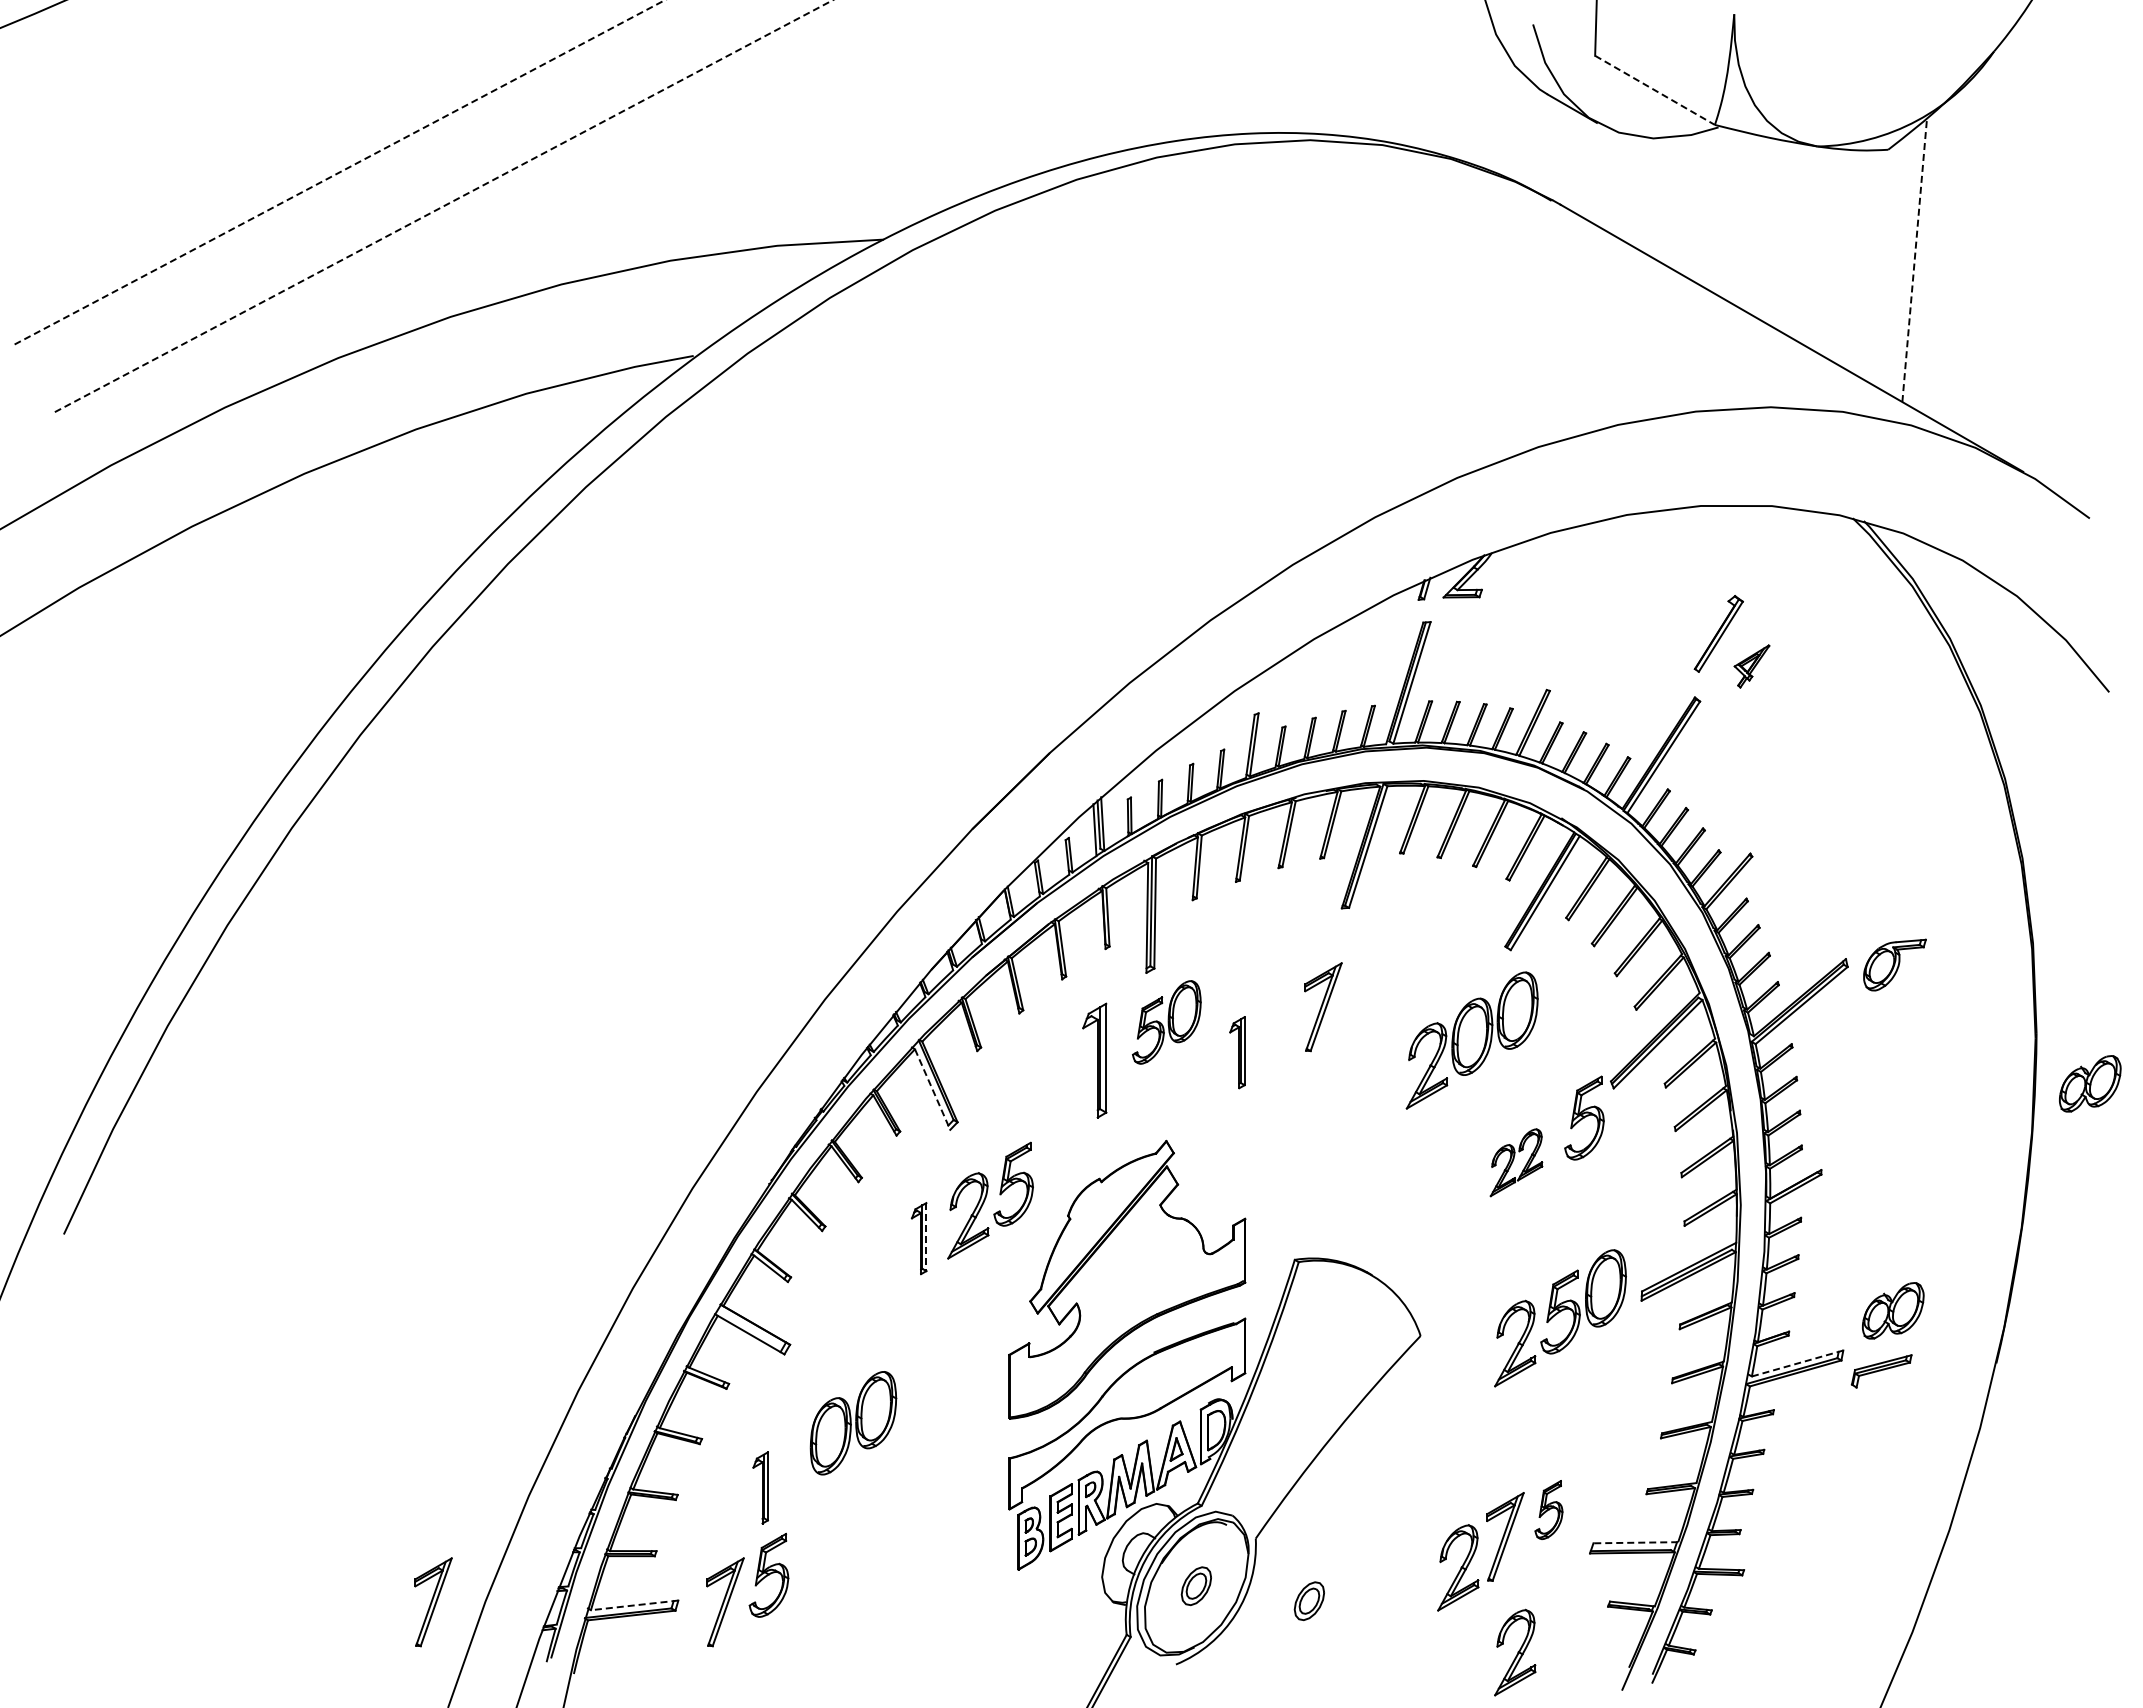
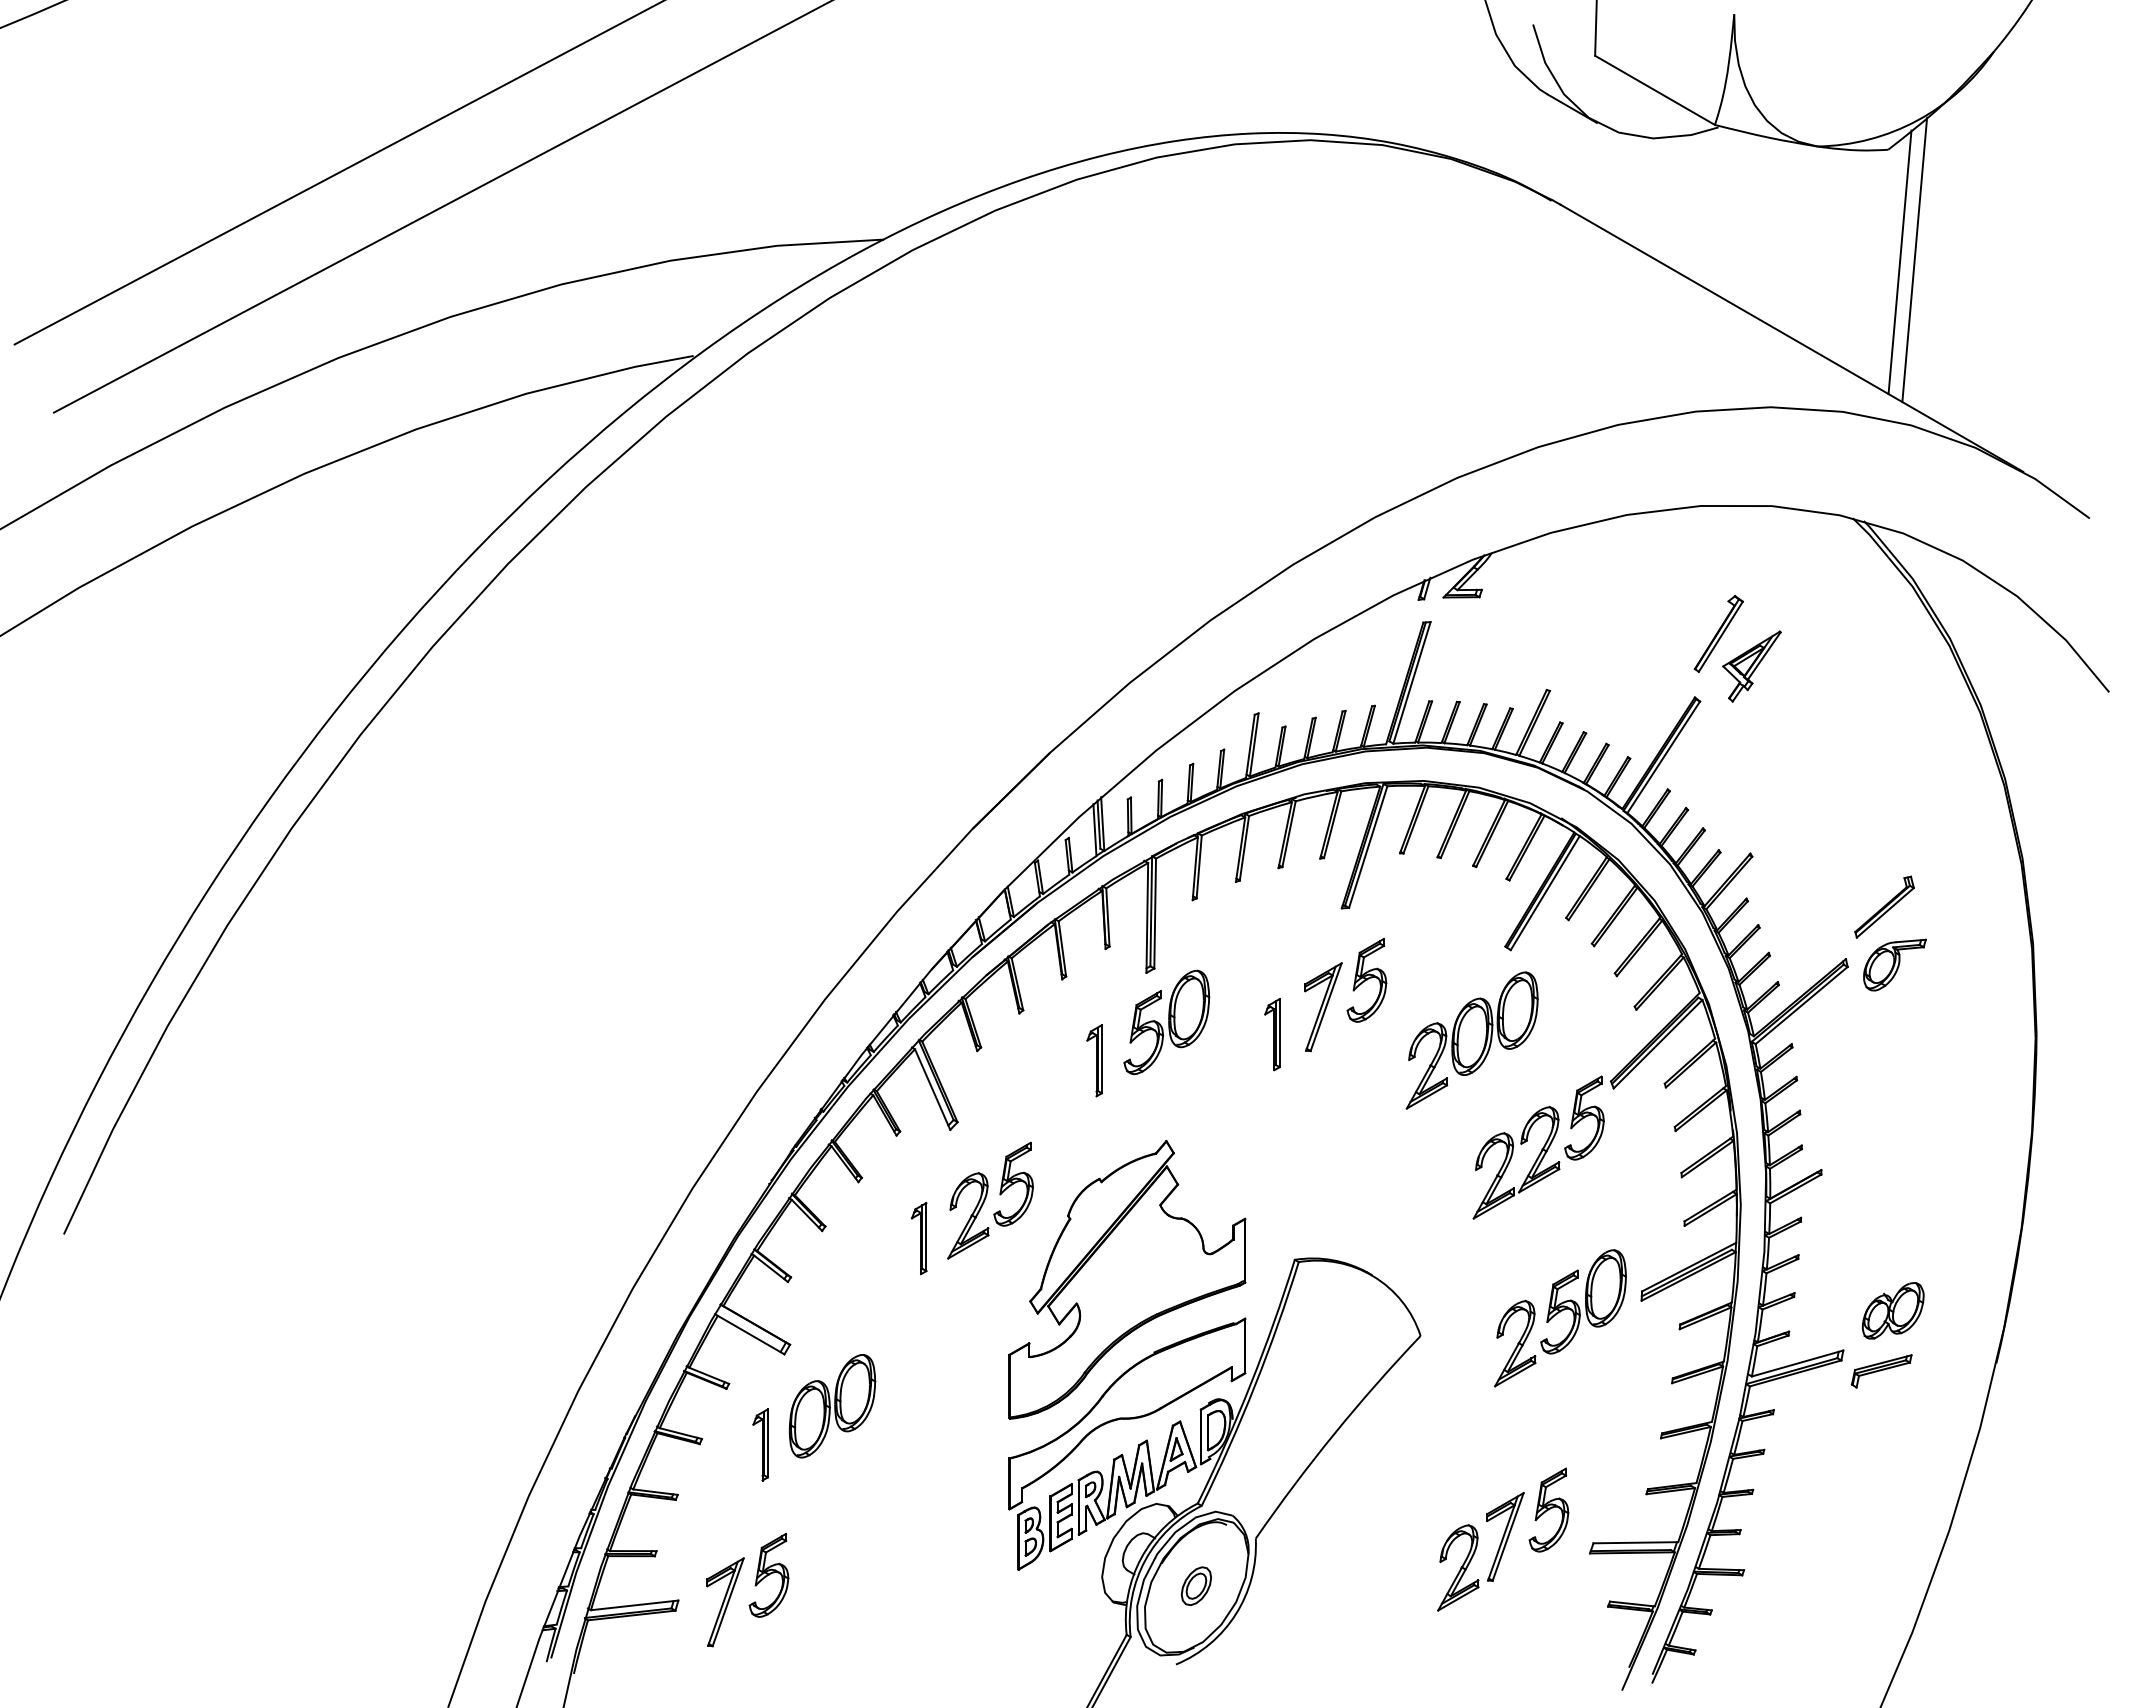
line: dashed -> solid (1655, 90)
line: dashed -> solid (339, 172)
line: dashed -> solid (443, 206)
line: dashed -> solid (1914, 259)
line: none -> present (1899, 262)
part size: 38x45 px -> 60x73 px (1751, 666)
part: none -> present (1884, 906)
part: none -> present (1366, 979)
part size: 70x85 px -> 88x107 px (1166, 1022)
part position: (1237, 1052) -> (1272, 1034) (1272, 1034)
part size: 26x117 px -> 17x74 px (1094, 1060)
part: present -> none (2090, 1083)
line: dashed -> solid (932, 1090)
part size: 55x70 px -> 89x115 px (1516, 1162)
line: dashed -> solid (926, 1237)
line: dashed -> solid (1797, 1363)
part position: (853, 1423) -> (832, 1406) (832, 1406)
part position: (760, 1487) -> (760, 1444) (760, 1444)
part size: 30x60 px -> 42x86 px (1548, 1509)
line: dashed -> solid (1635, 1542)
part: present -> none (1308, 1601)
part: present -> none (433, 1602)
line: dashed -> solid (634, 1605)
part: present -> none (1515, 1652)
